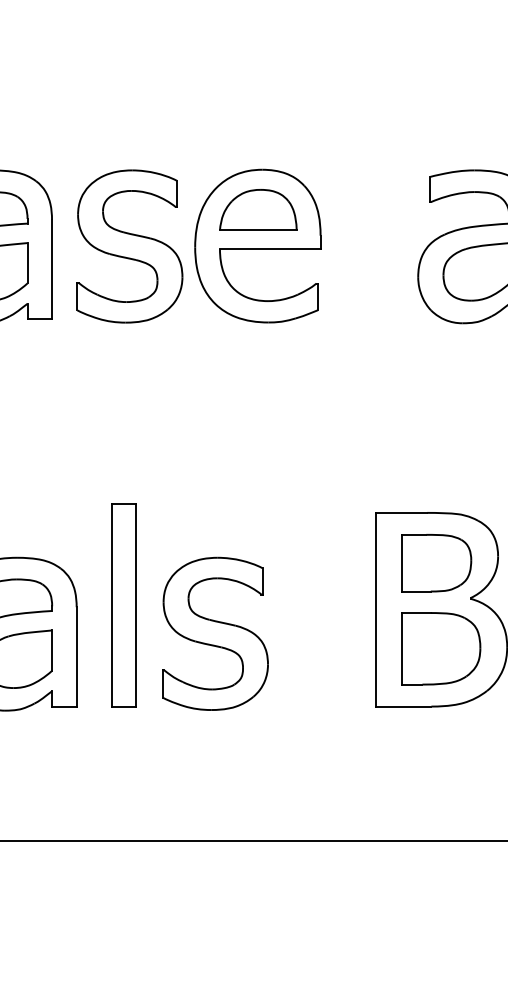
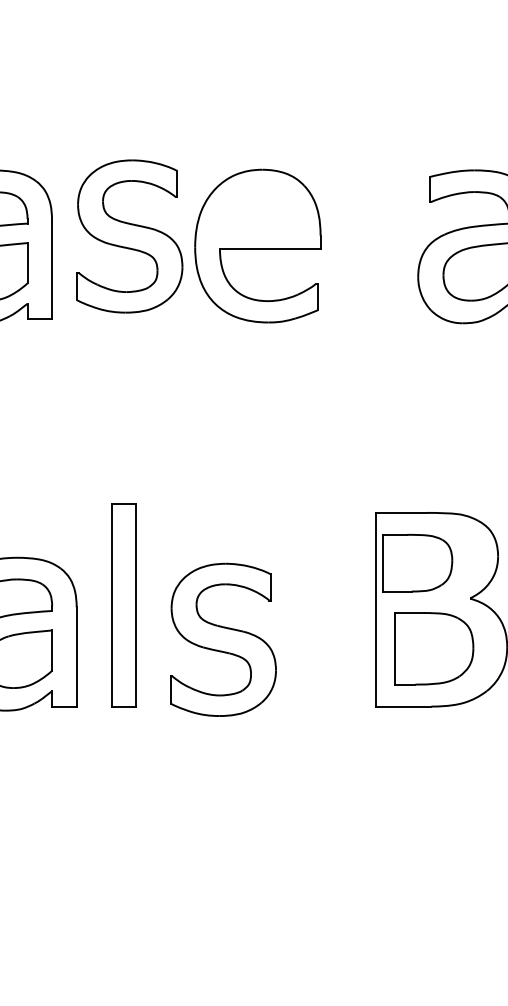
part: present -> none (258, 209)
part position: (129, 246) -> (129, 236) (129, 236)
part position: (436, 563) -> (417, 563) (417, 563)
part position: (215, 633) -> (223, 639) (223, 639)
part position: (441, 648) -> (434, 648) (434, 648)
line: present -> none (253, 841)
